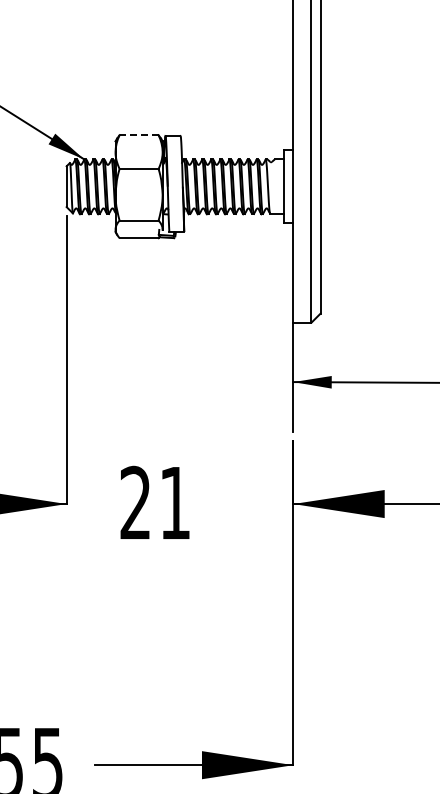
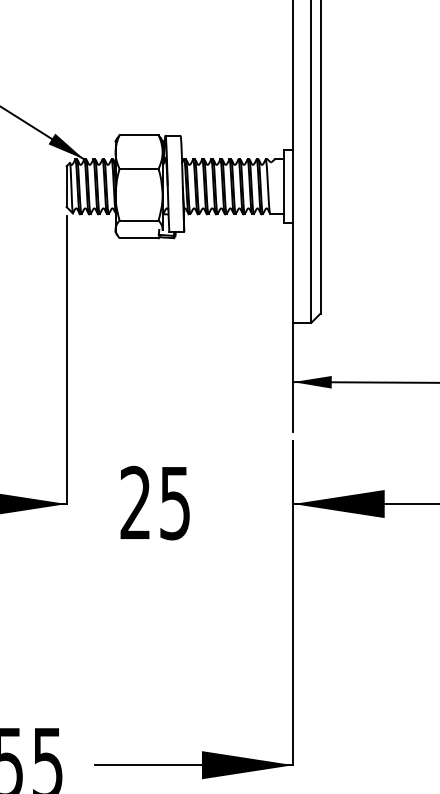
line: dashed -> solid (139, 135)
text: 21 -> 25 (174, 503)
